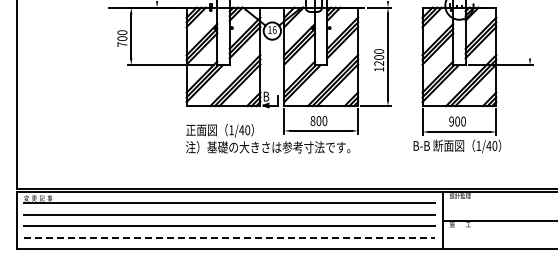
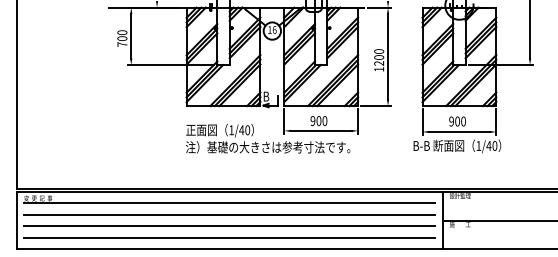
line: none -> present (530, 30)
text: 800 -> 900 (312, 120)
line: dashed -> solid (229, 237)
